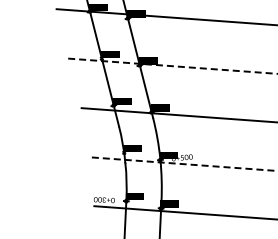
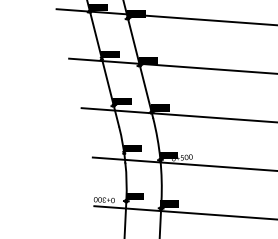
line: dashed -> solid (172, 66)
line: dashed -> solid (185, 164)
